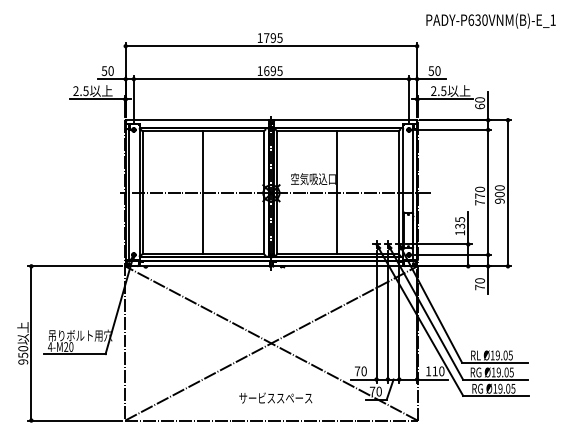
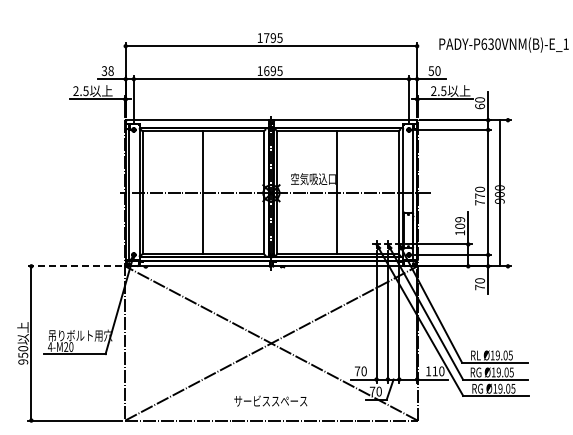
text position: (490, 20) -> (503, 44) (503, 44)
text: 50 -> 38 (107, 70)
line position: (507, 193) -> (499, 193) (499, 193)
text: 135 -> 109 (459, 222)
line: solid -> dashed (74, 266)
text position: (275, 397) -> (270, 400) (270, 400)
